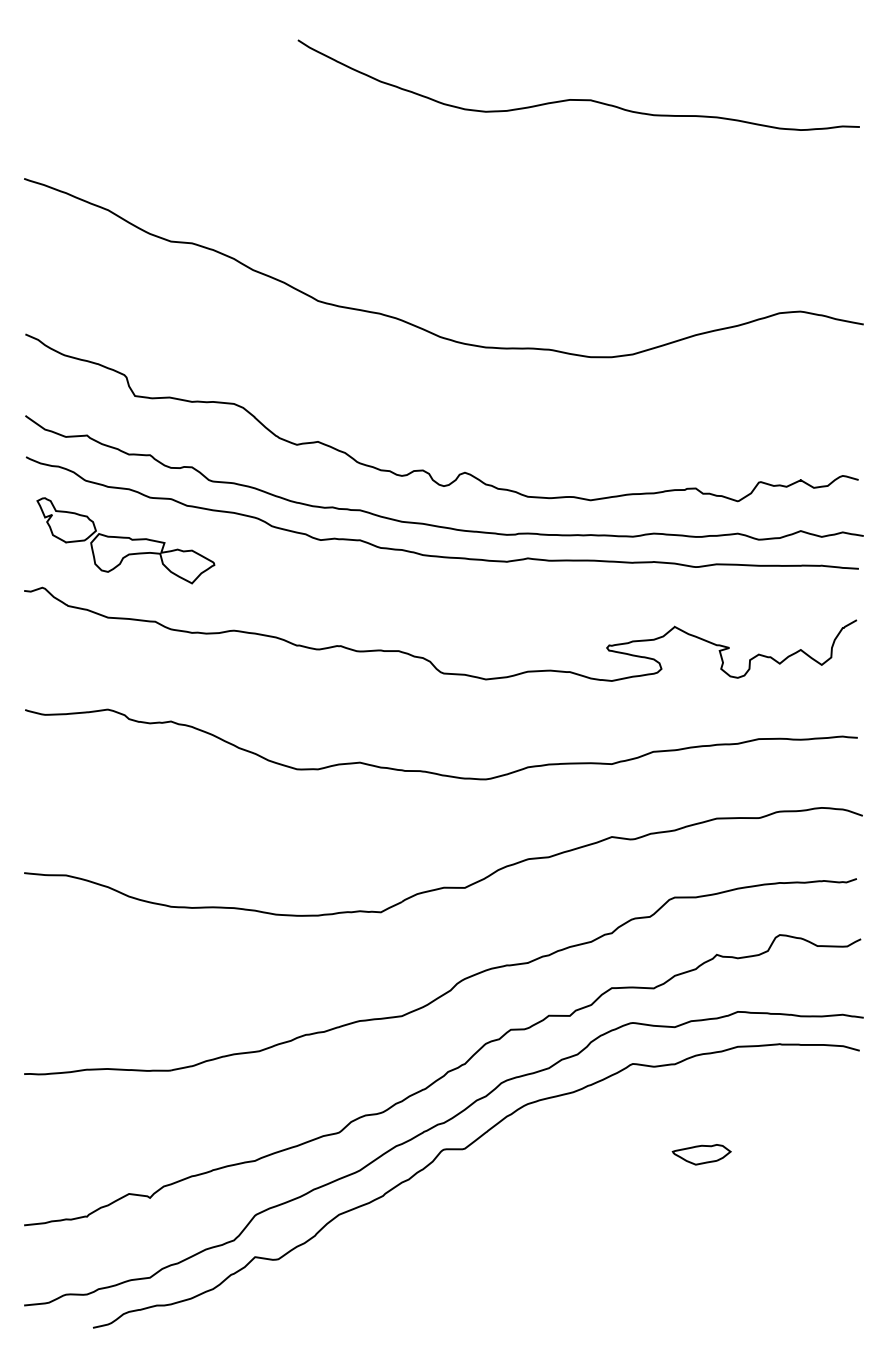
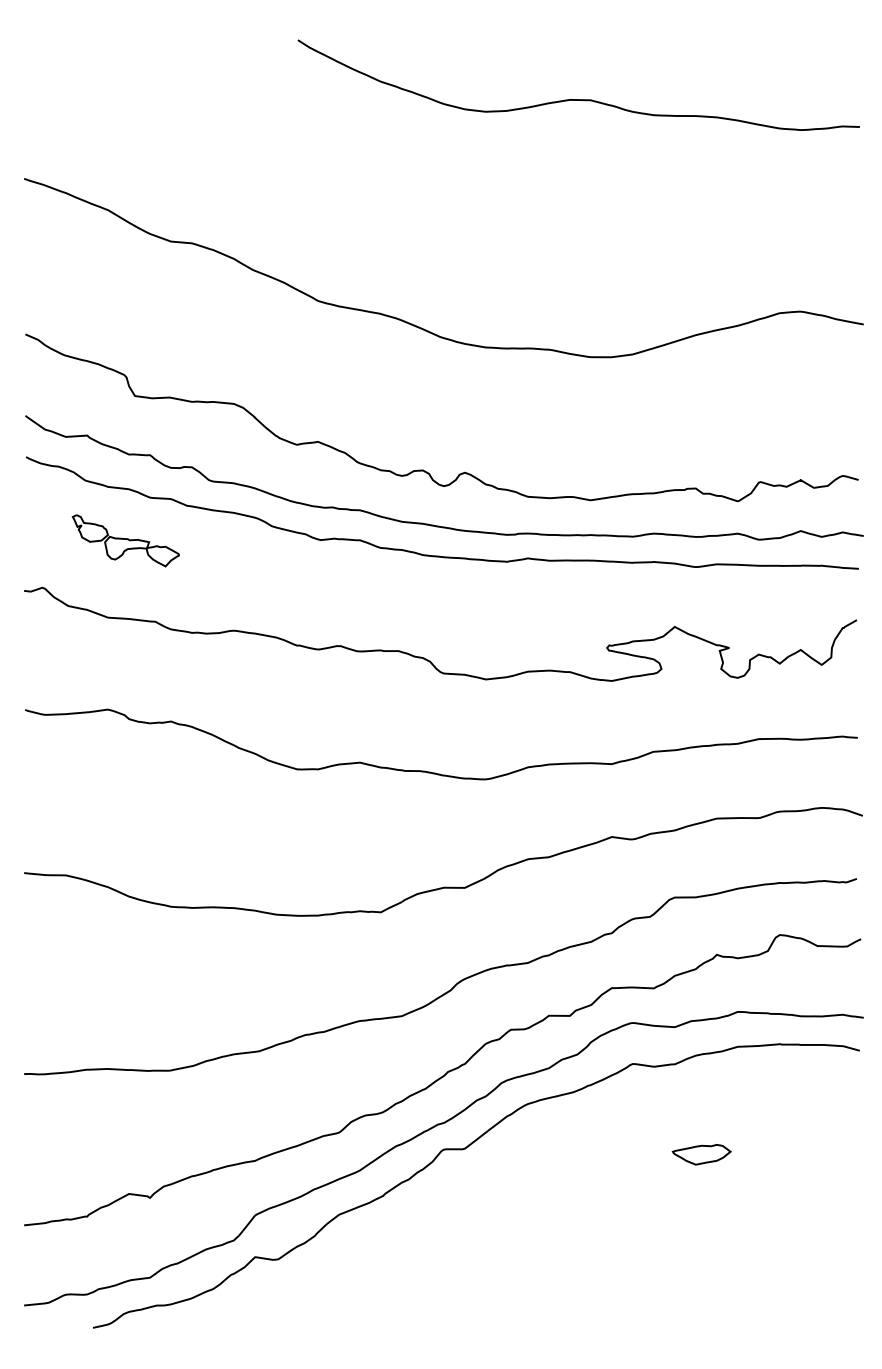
part size: 180x88 px -> 109x54 px (125, 540)
